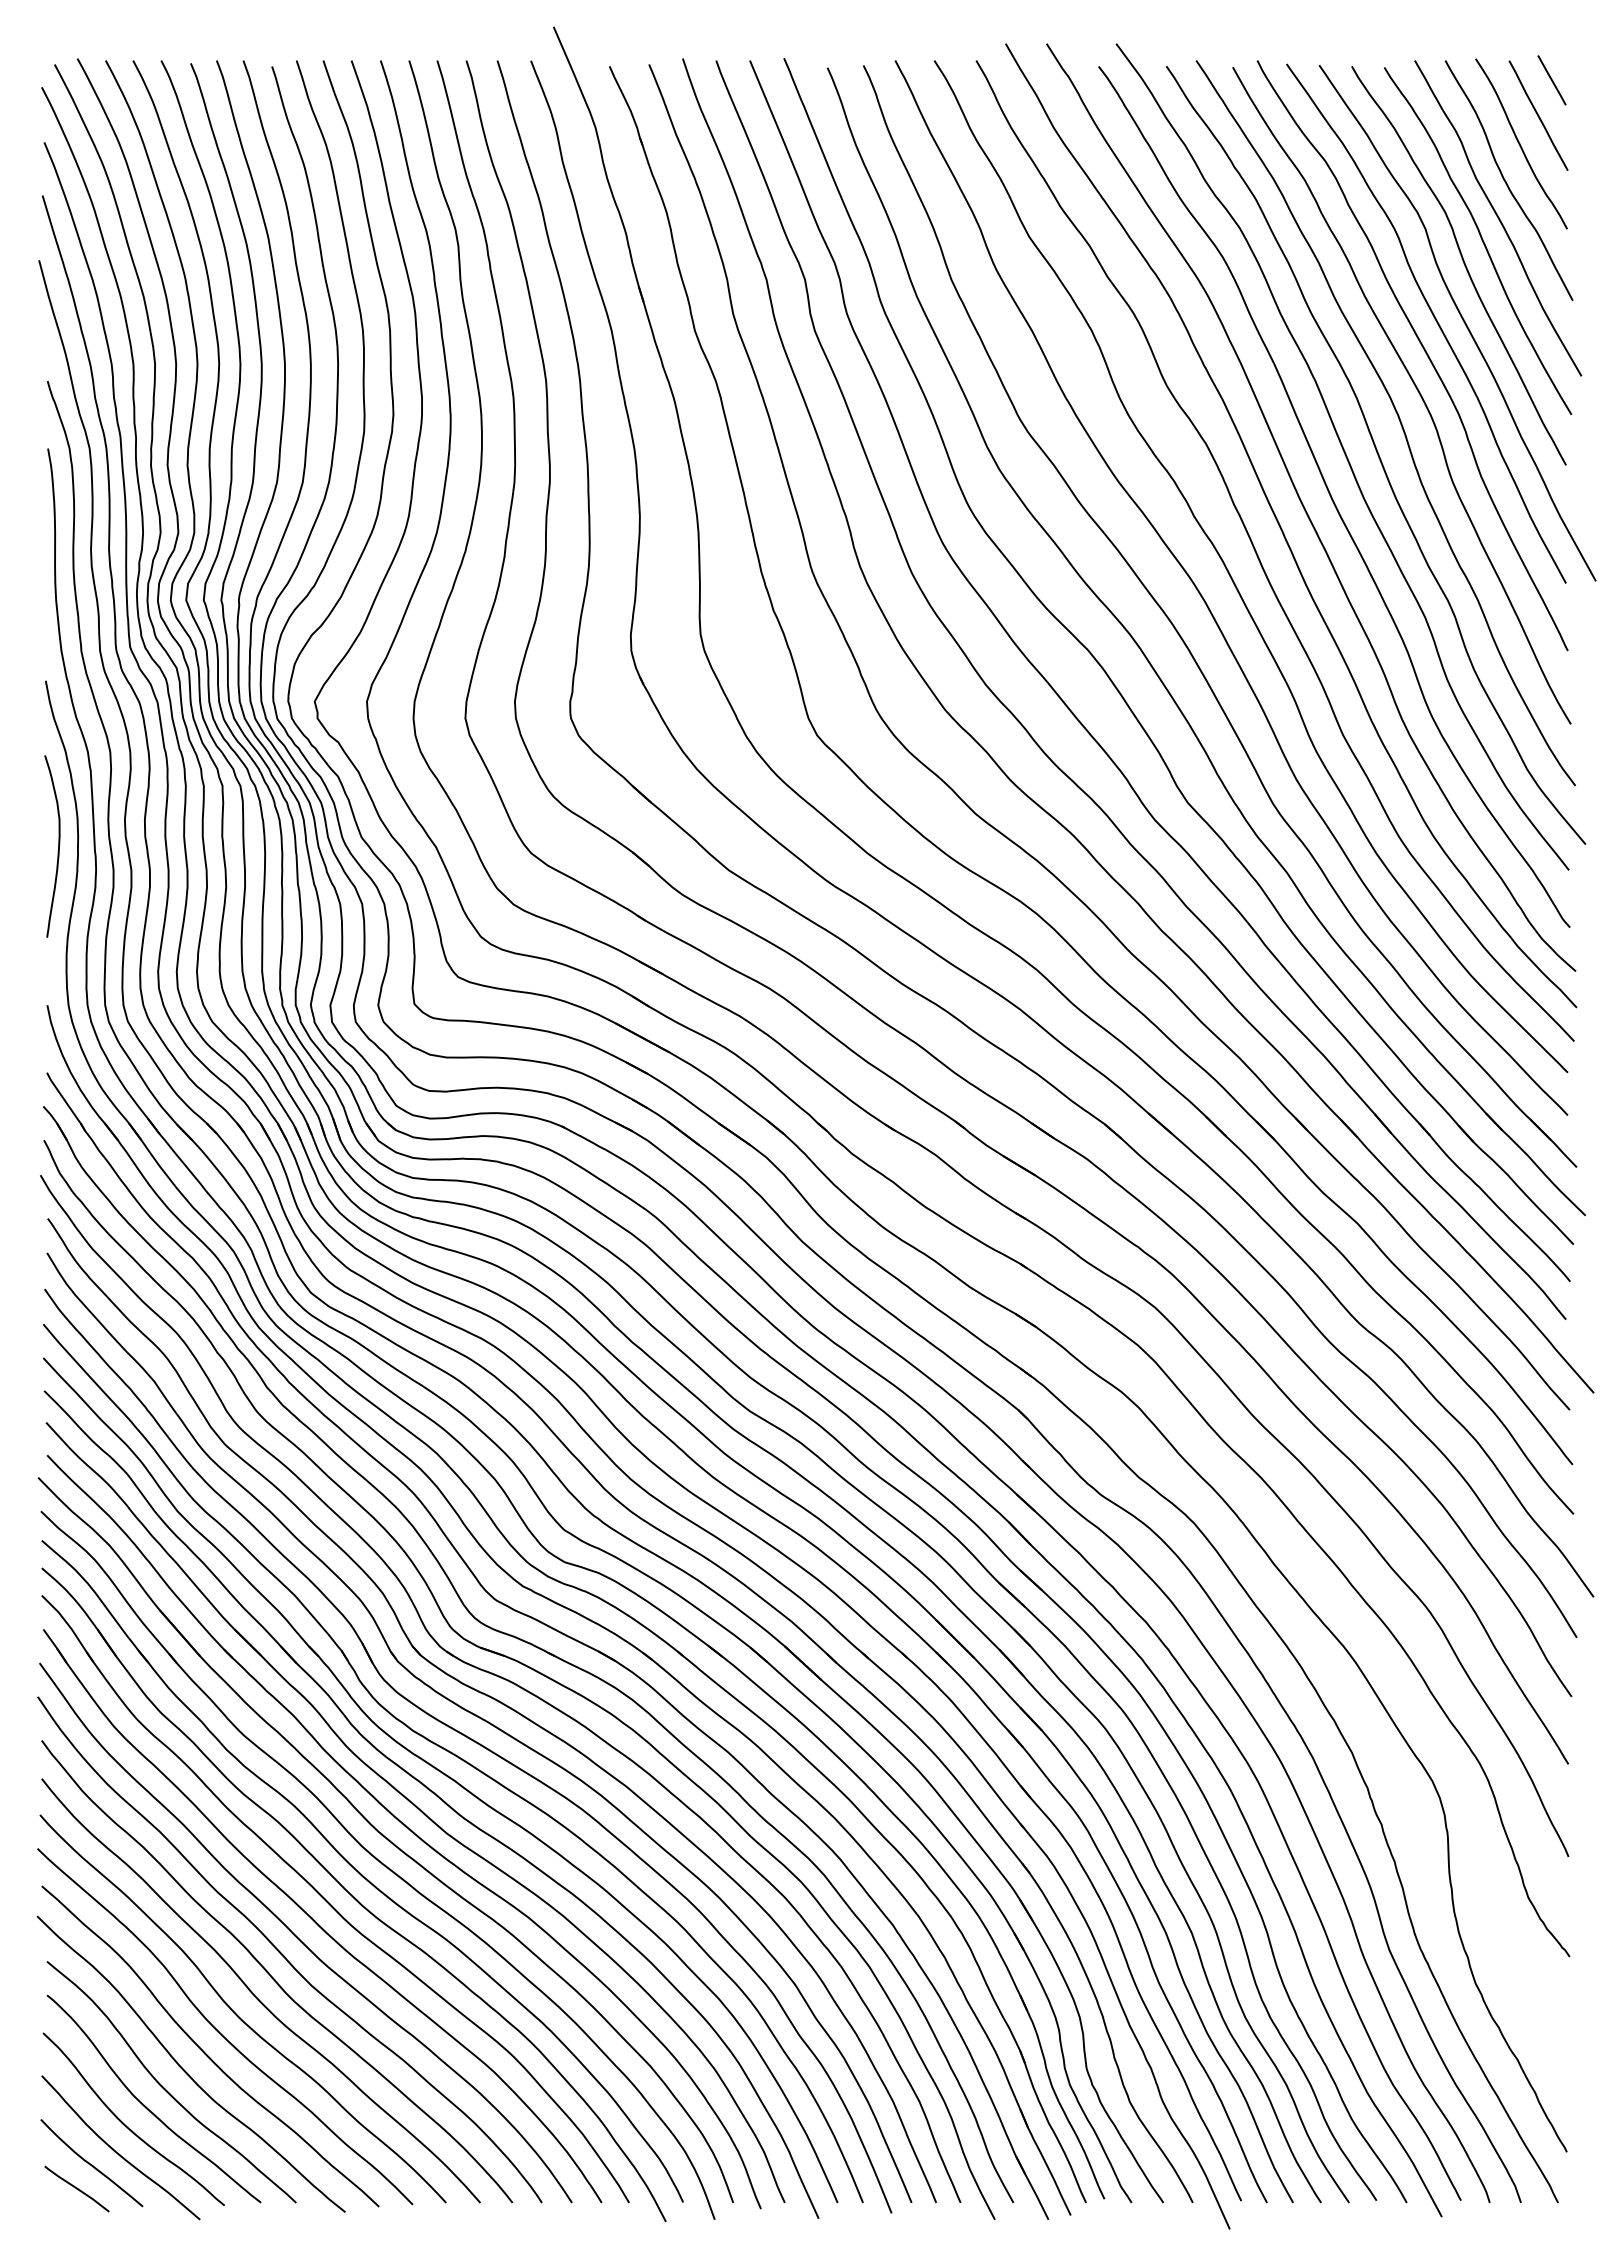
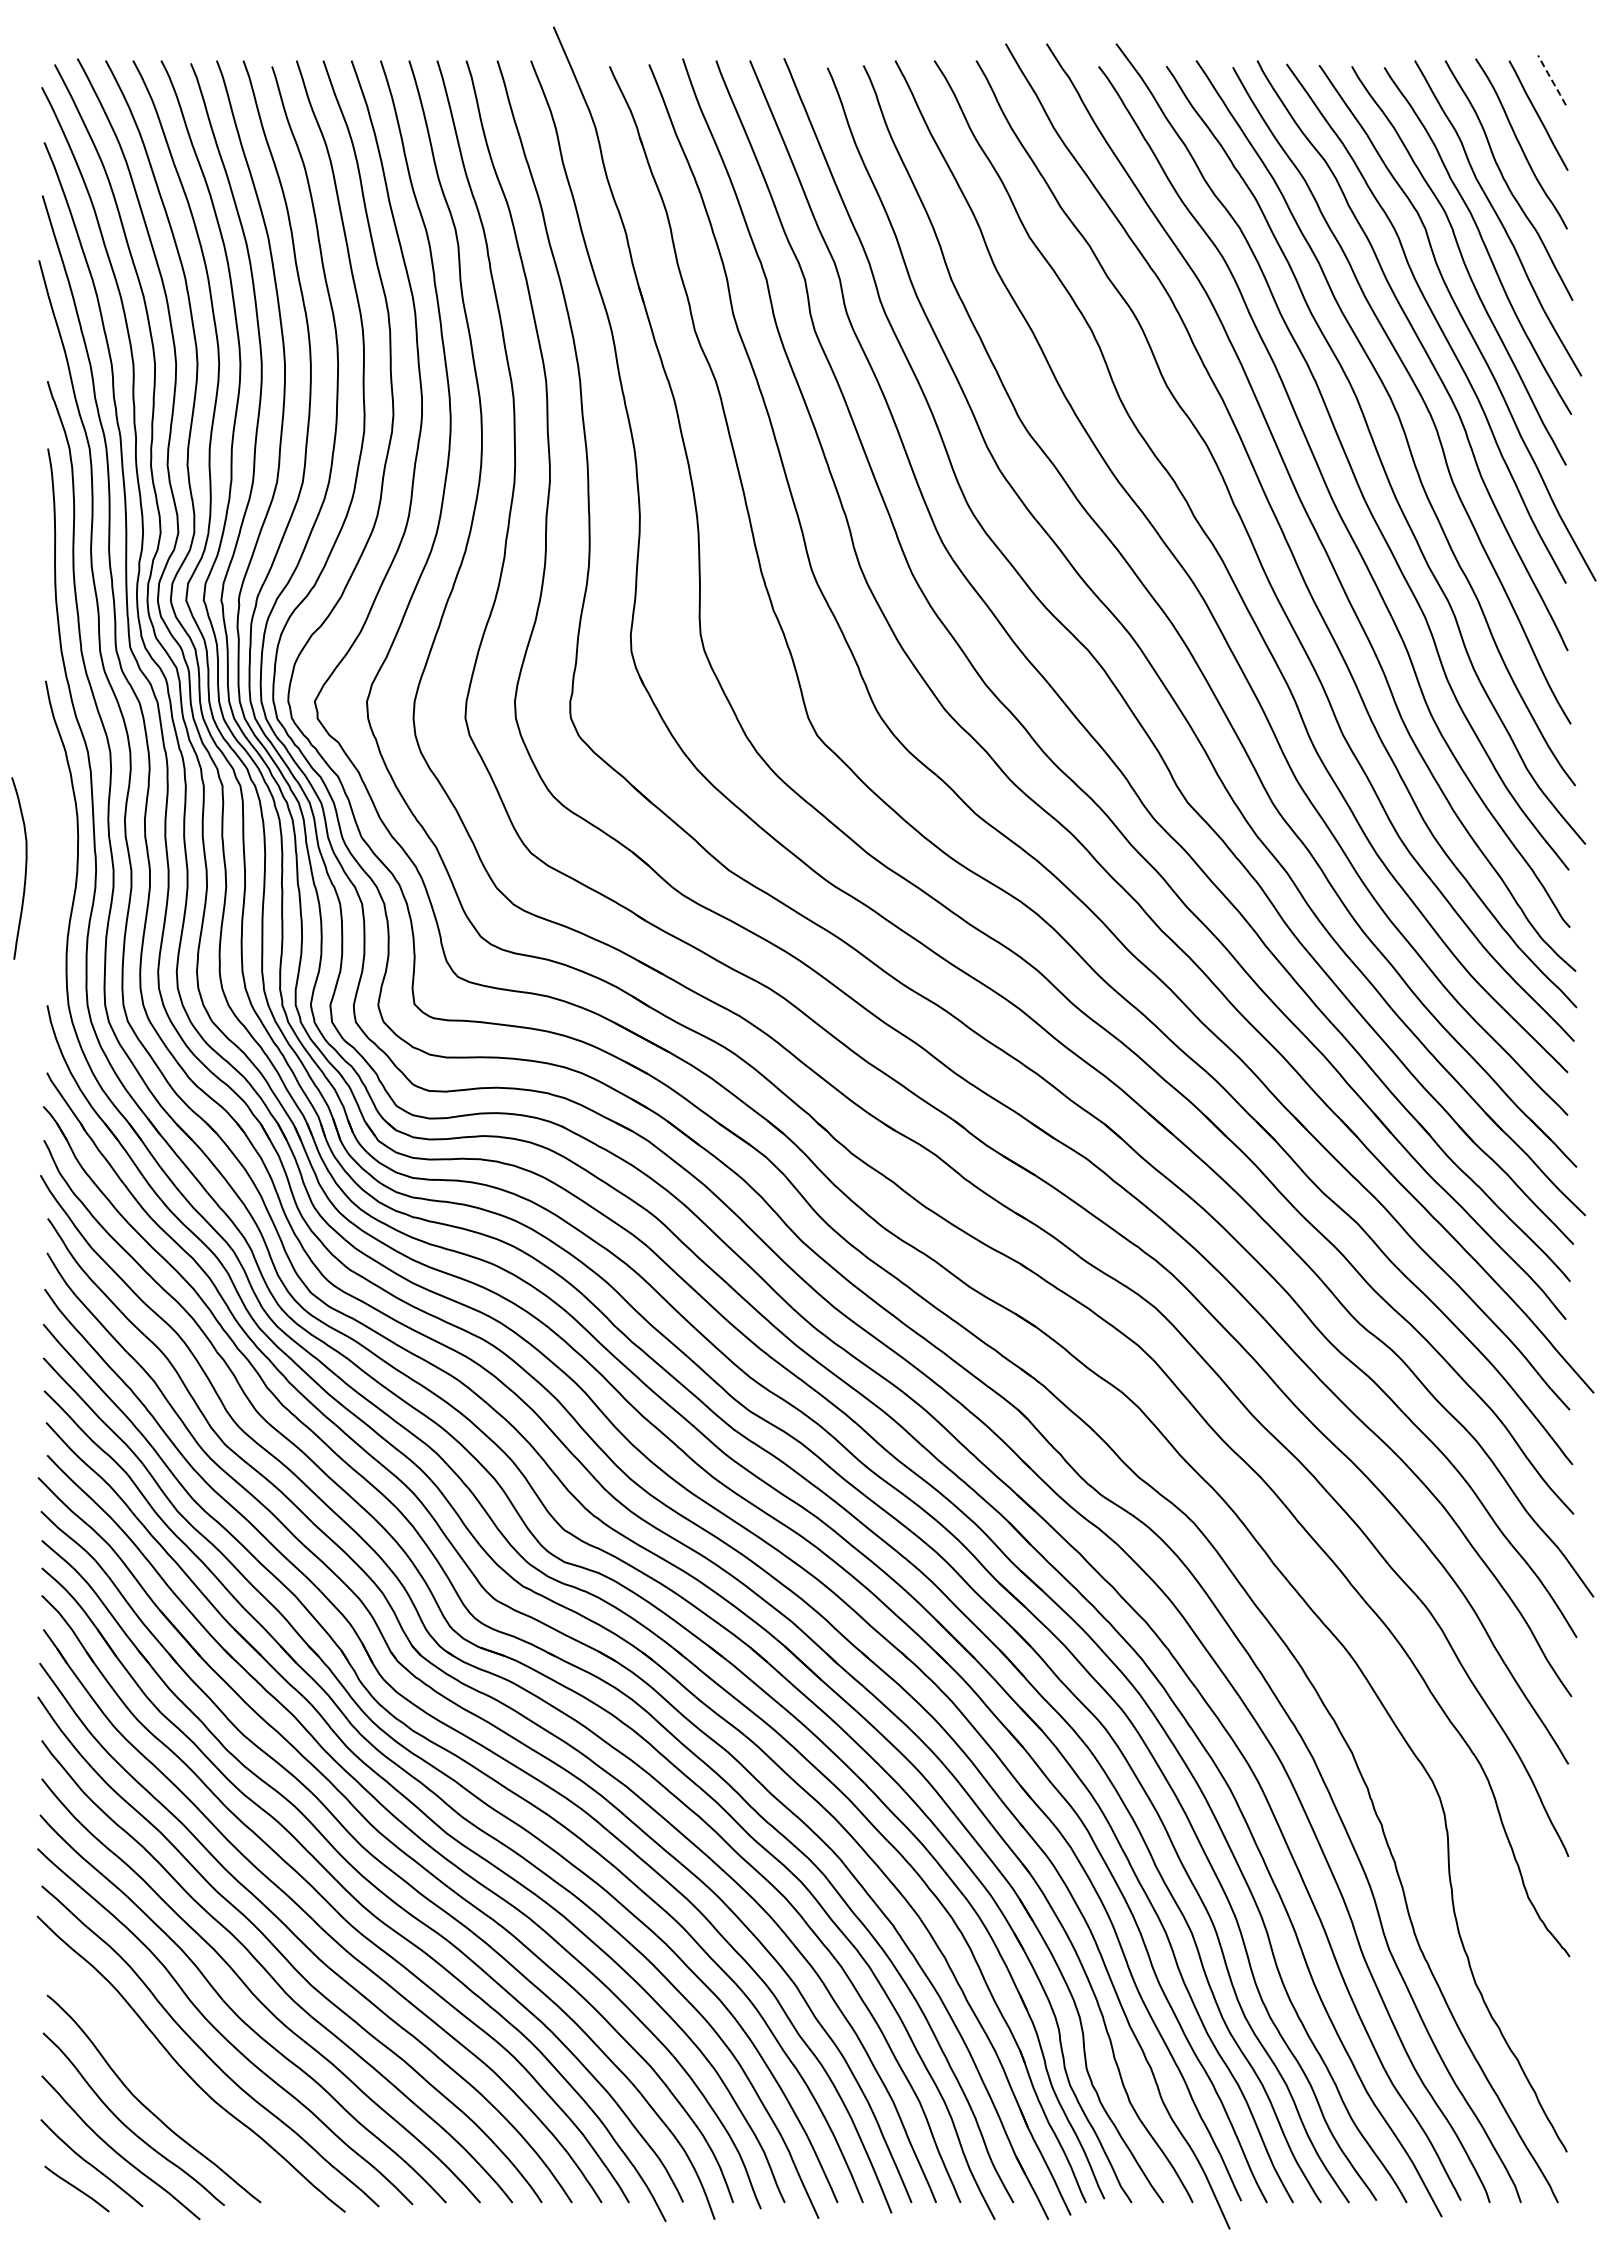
line: solid -> dashed (1552, 80)
curve position: (58, 846) -> (25, 868) (25, 868)
curve: present -> none (165, 2088)
